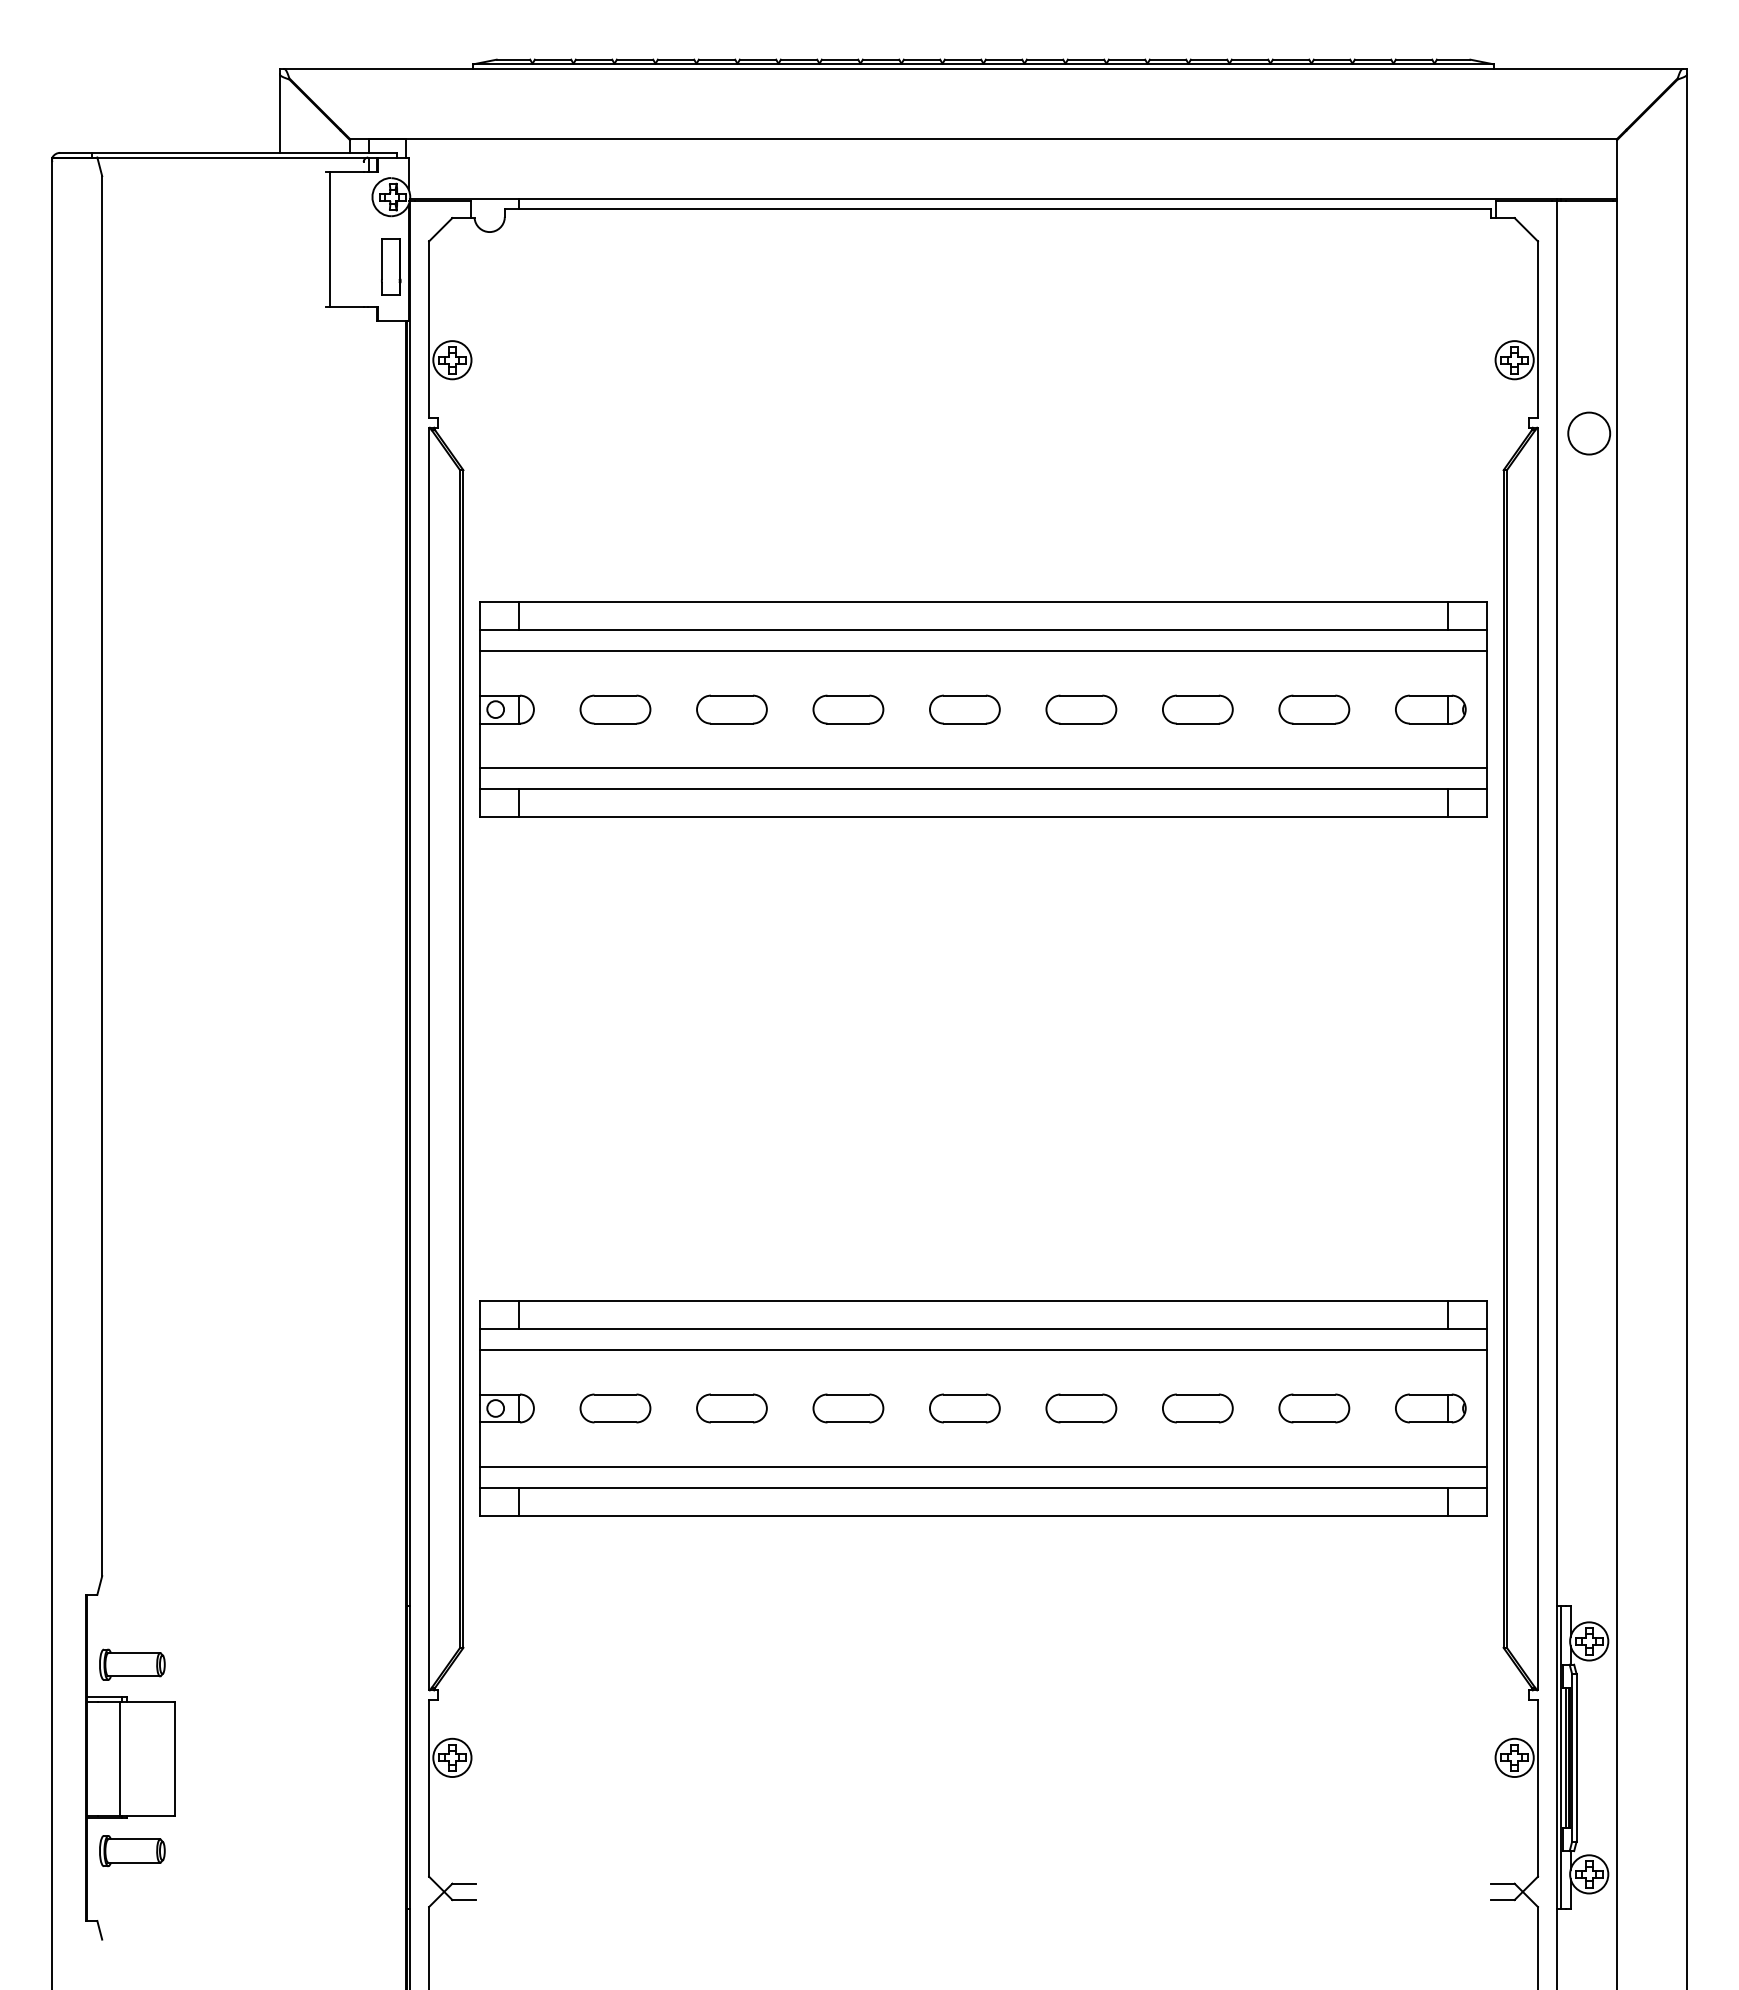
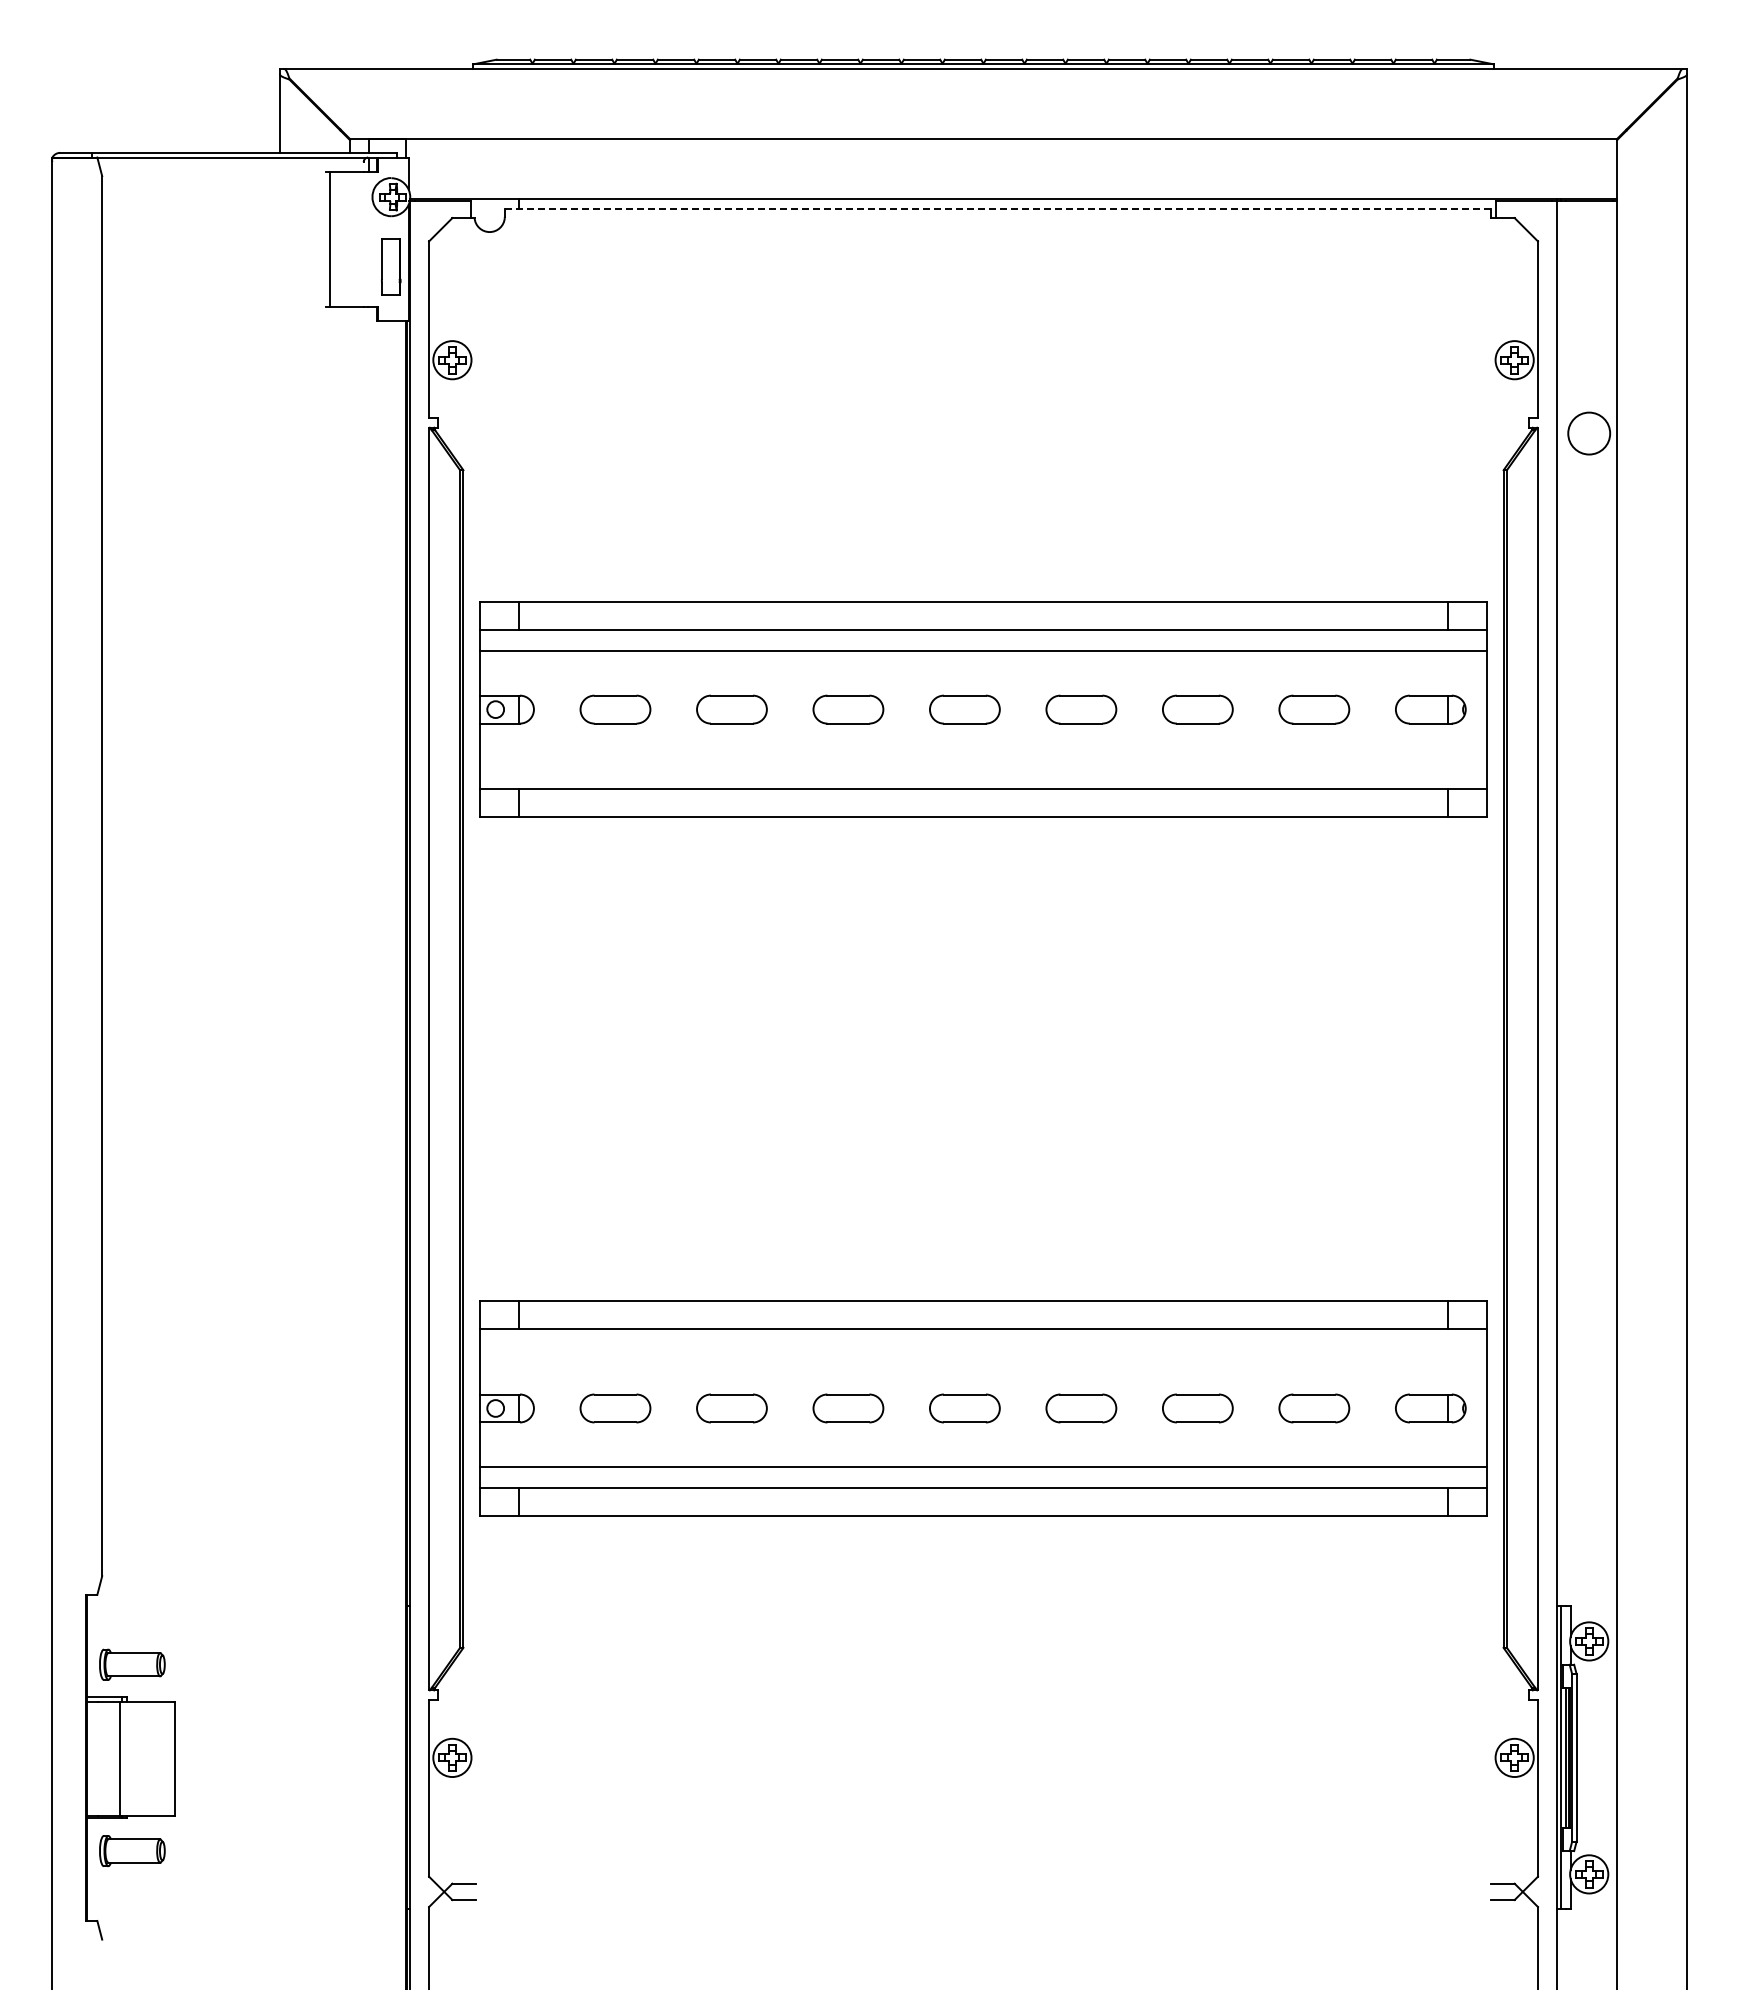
line: solid -> dashed (998, 208)
line: present -> none (983, 767)
line: present -> none (983, 1350)
